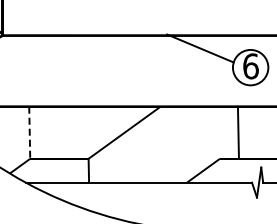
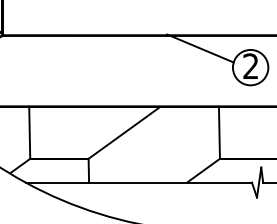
text: 6 -> 2 (250, 66)
line position: (237, 132) -> (218, 132) (218, 132)
line: dashed -> solid (29, 133)
